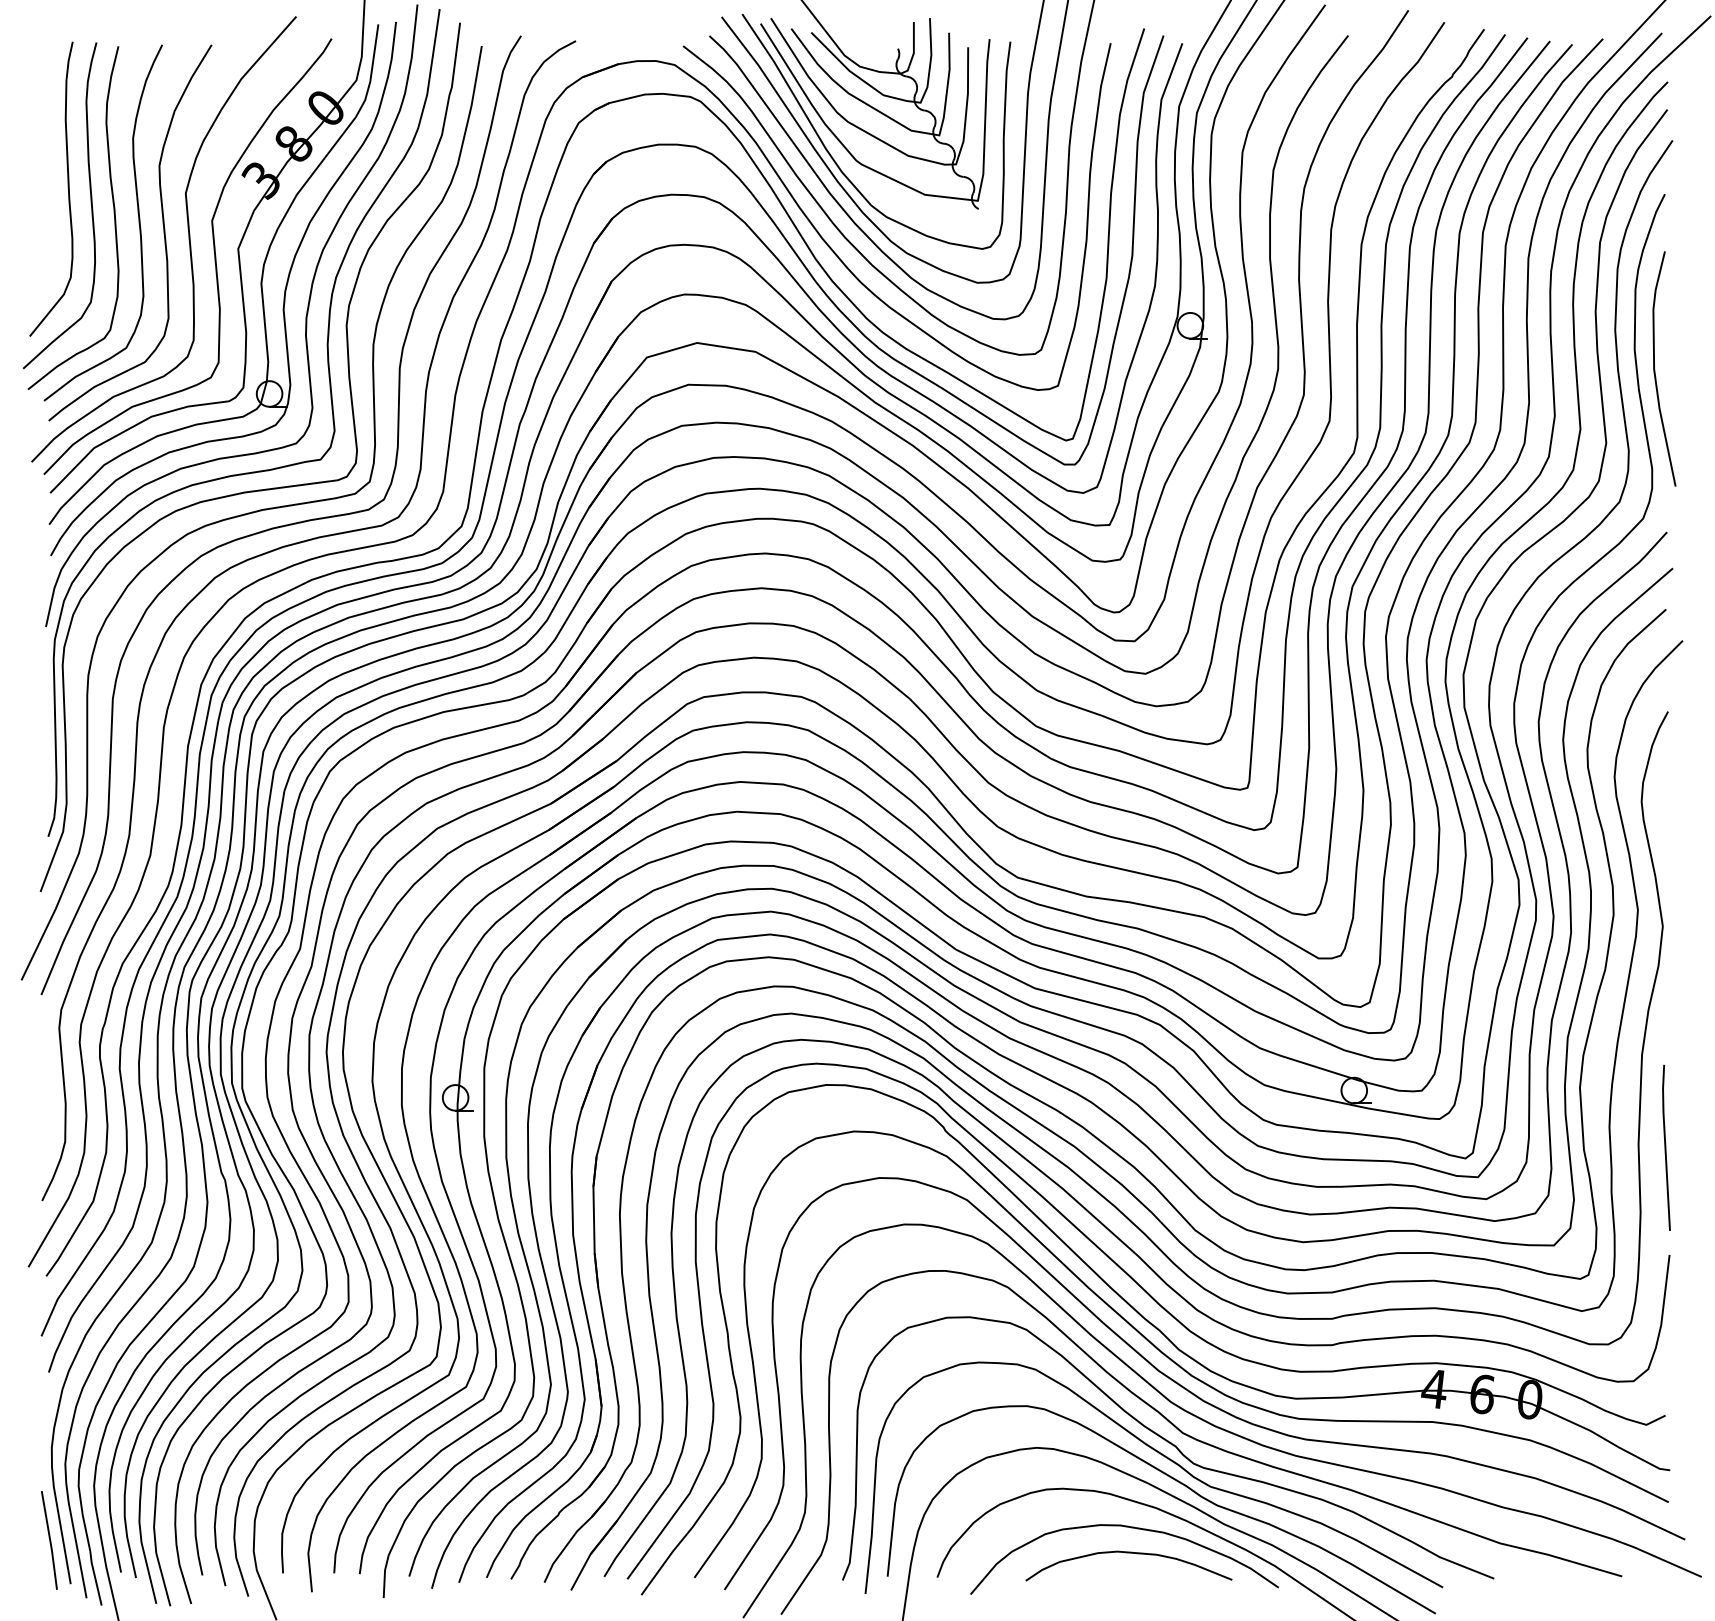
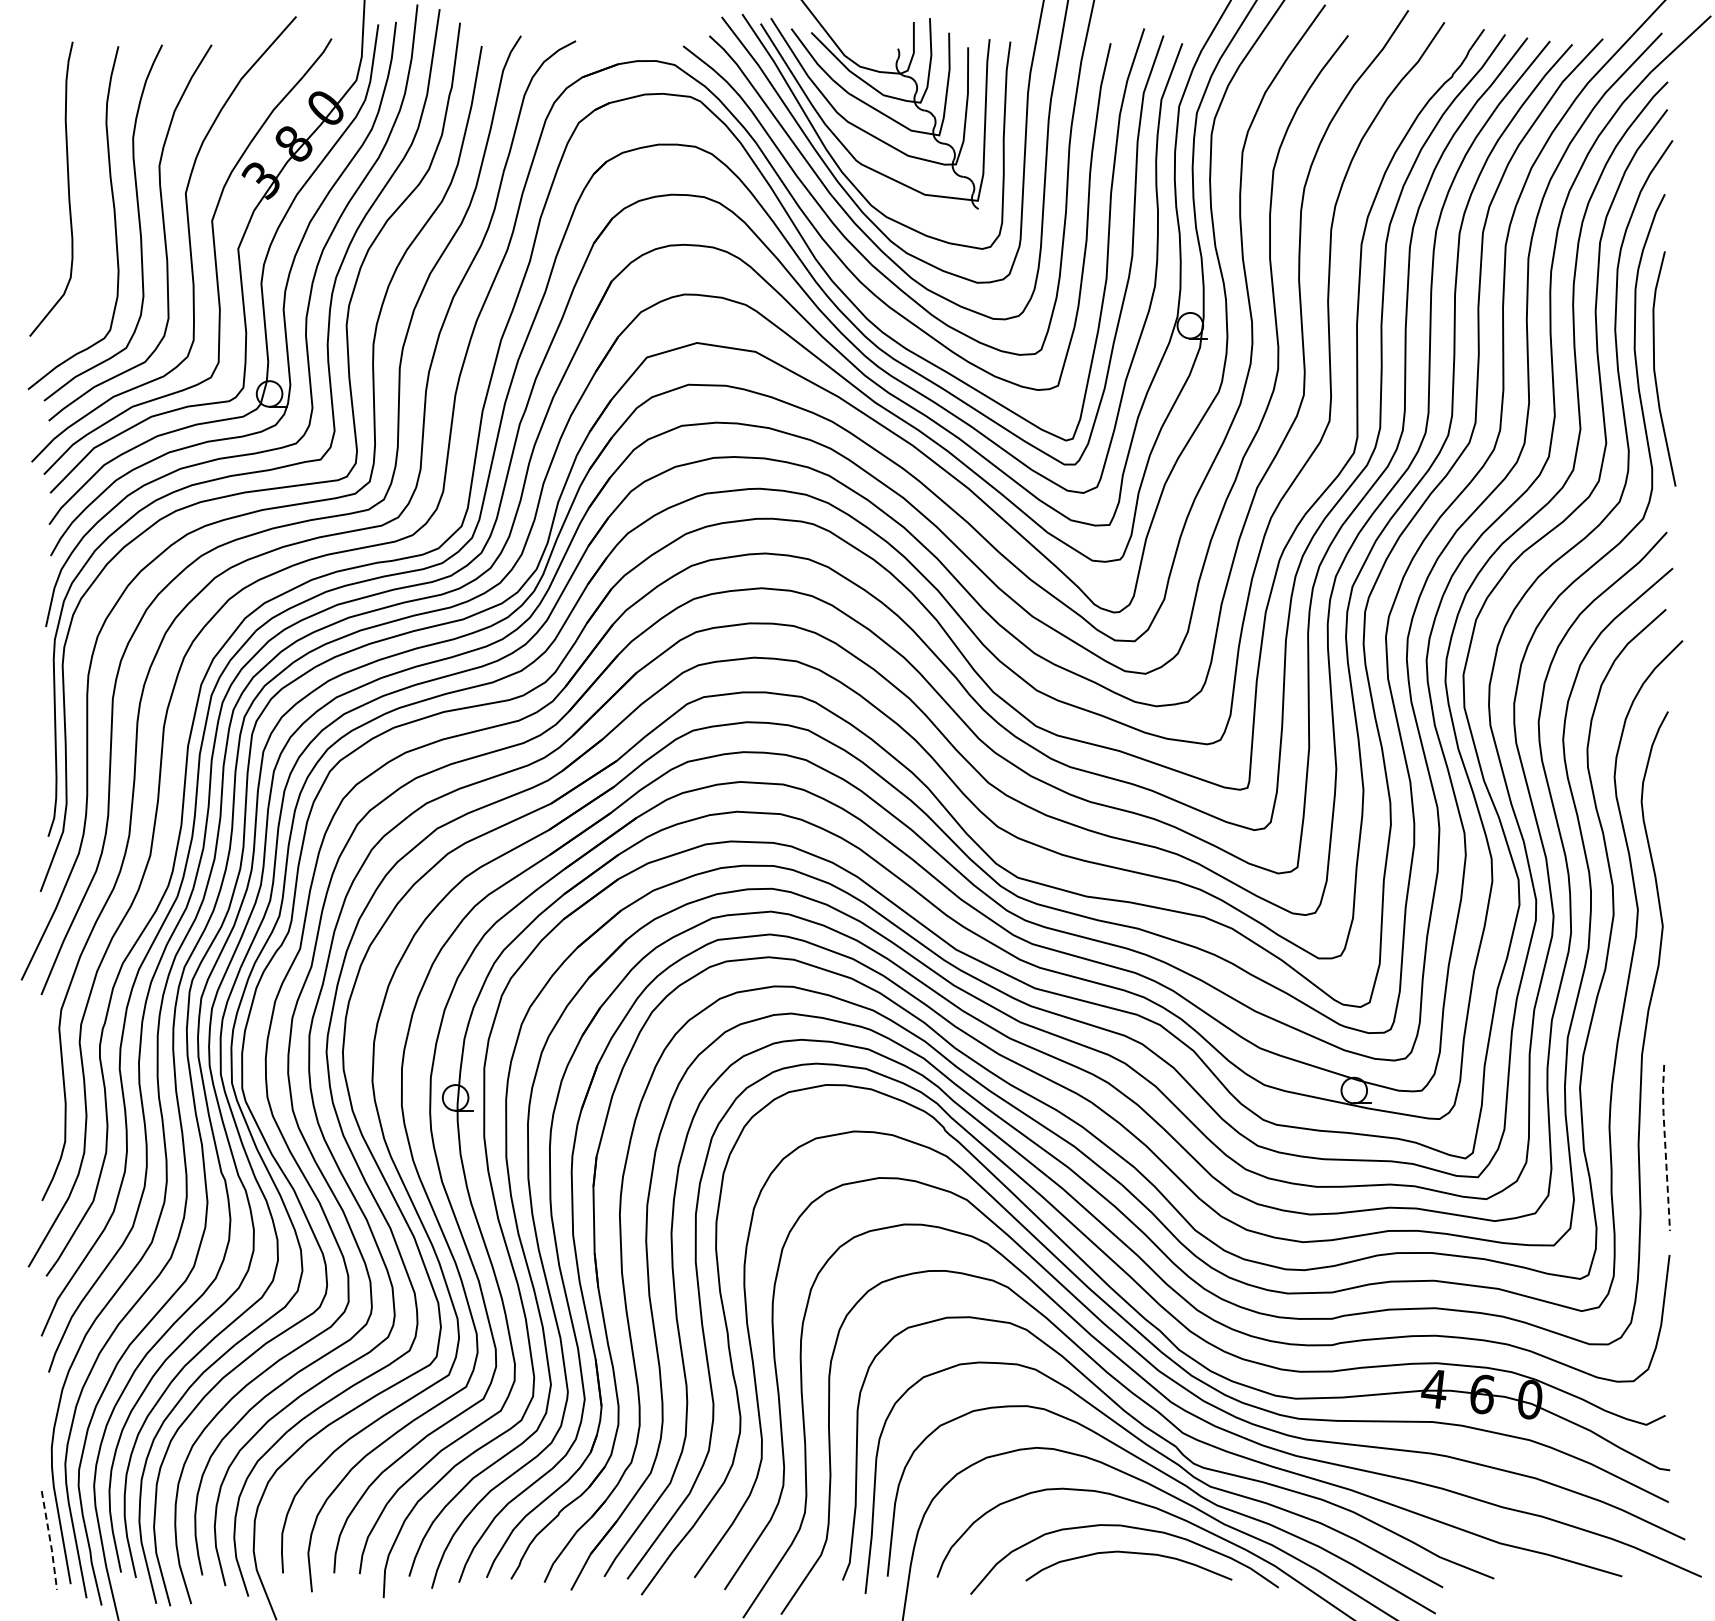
curve: present -> none (90, 203)
line: solid -> dashed (1665, 1147)
line: solid -> dashed (50, 1541)
